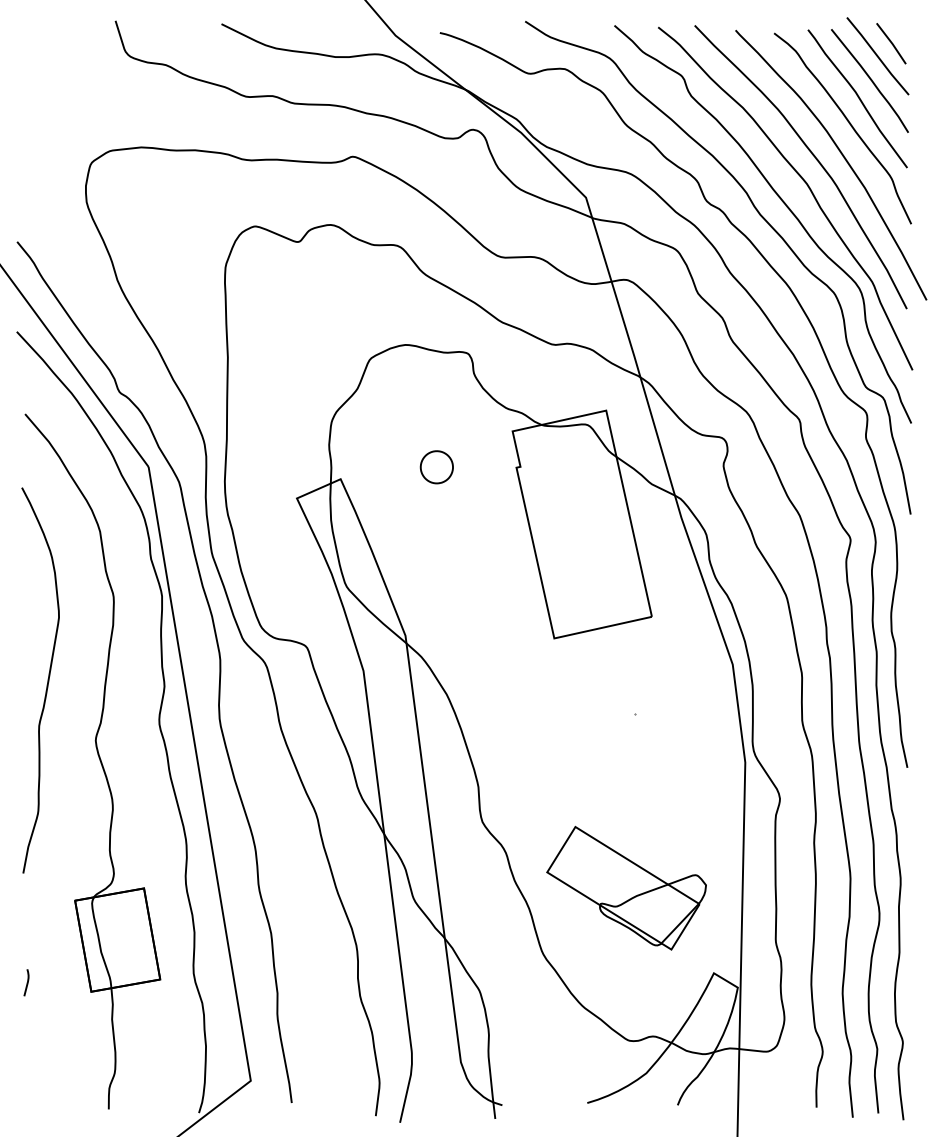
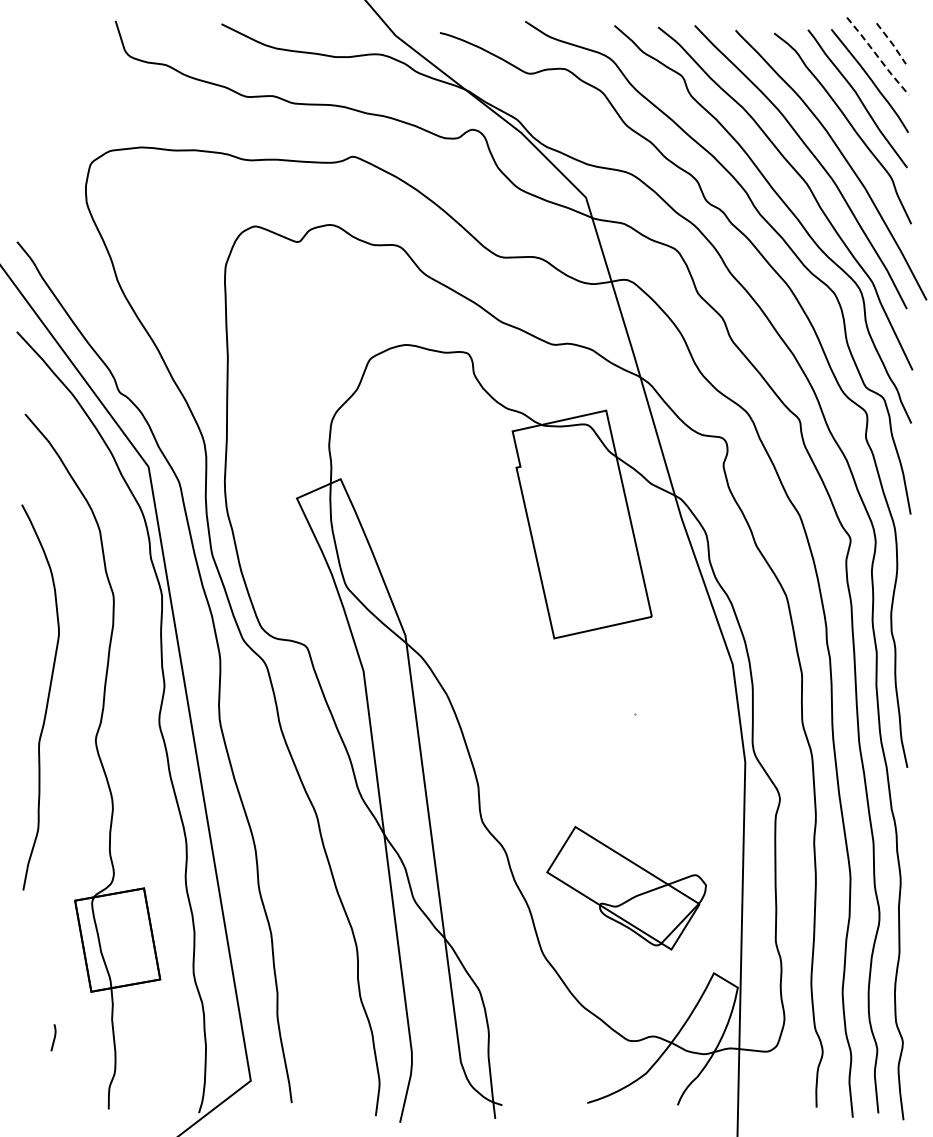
line: solid -> dashed (892, 44)
line: solid -> dashed (878, 57)
part: present -> none (436, 467)
curve position: (47, 680) -> (47, 697) (47, 697)
curve position: (26, 982) -> (53, 1037) (53, 1037)
